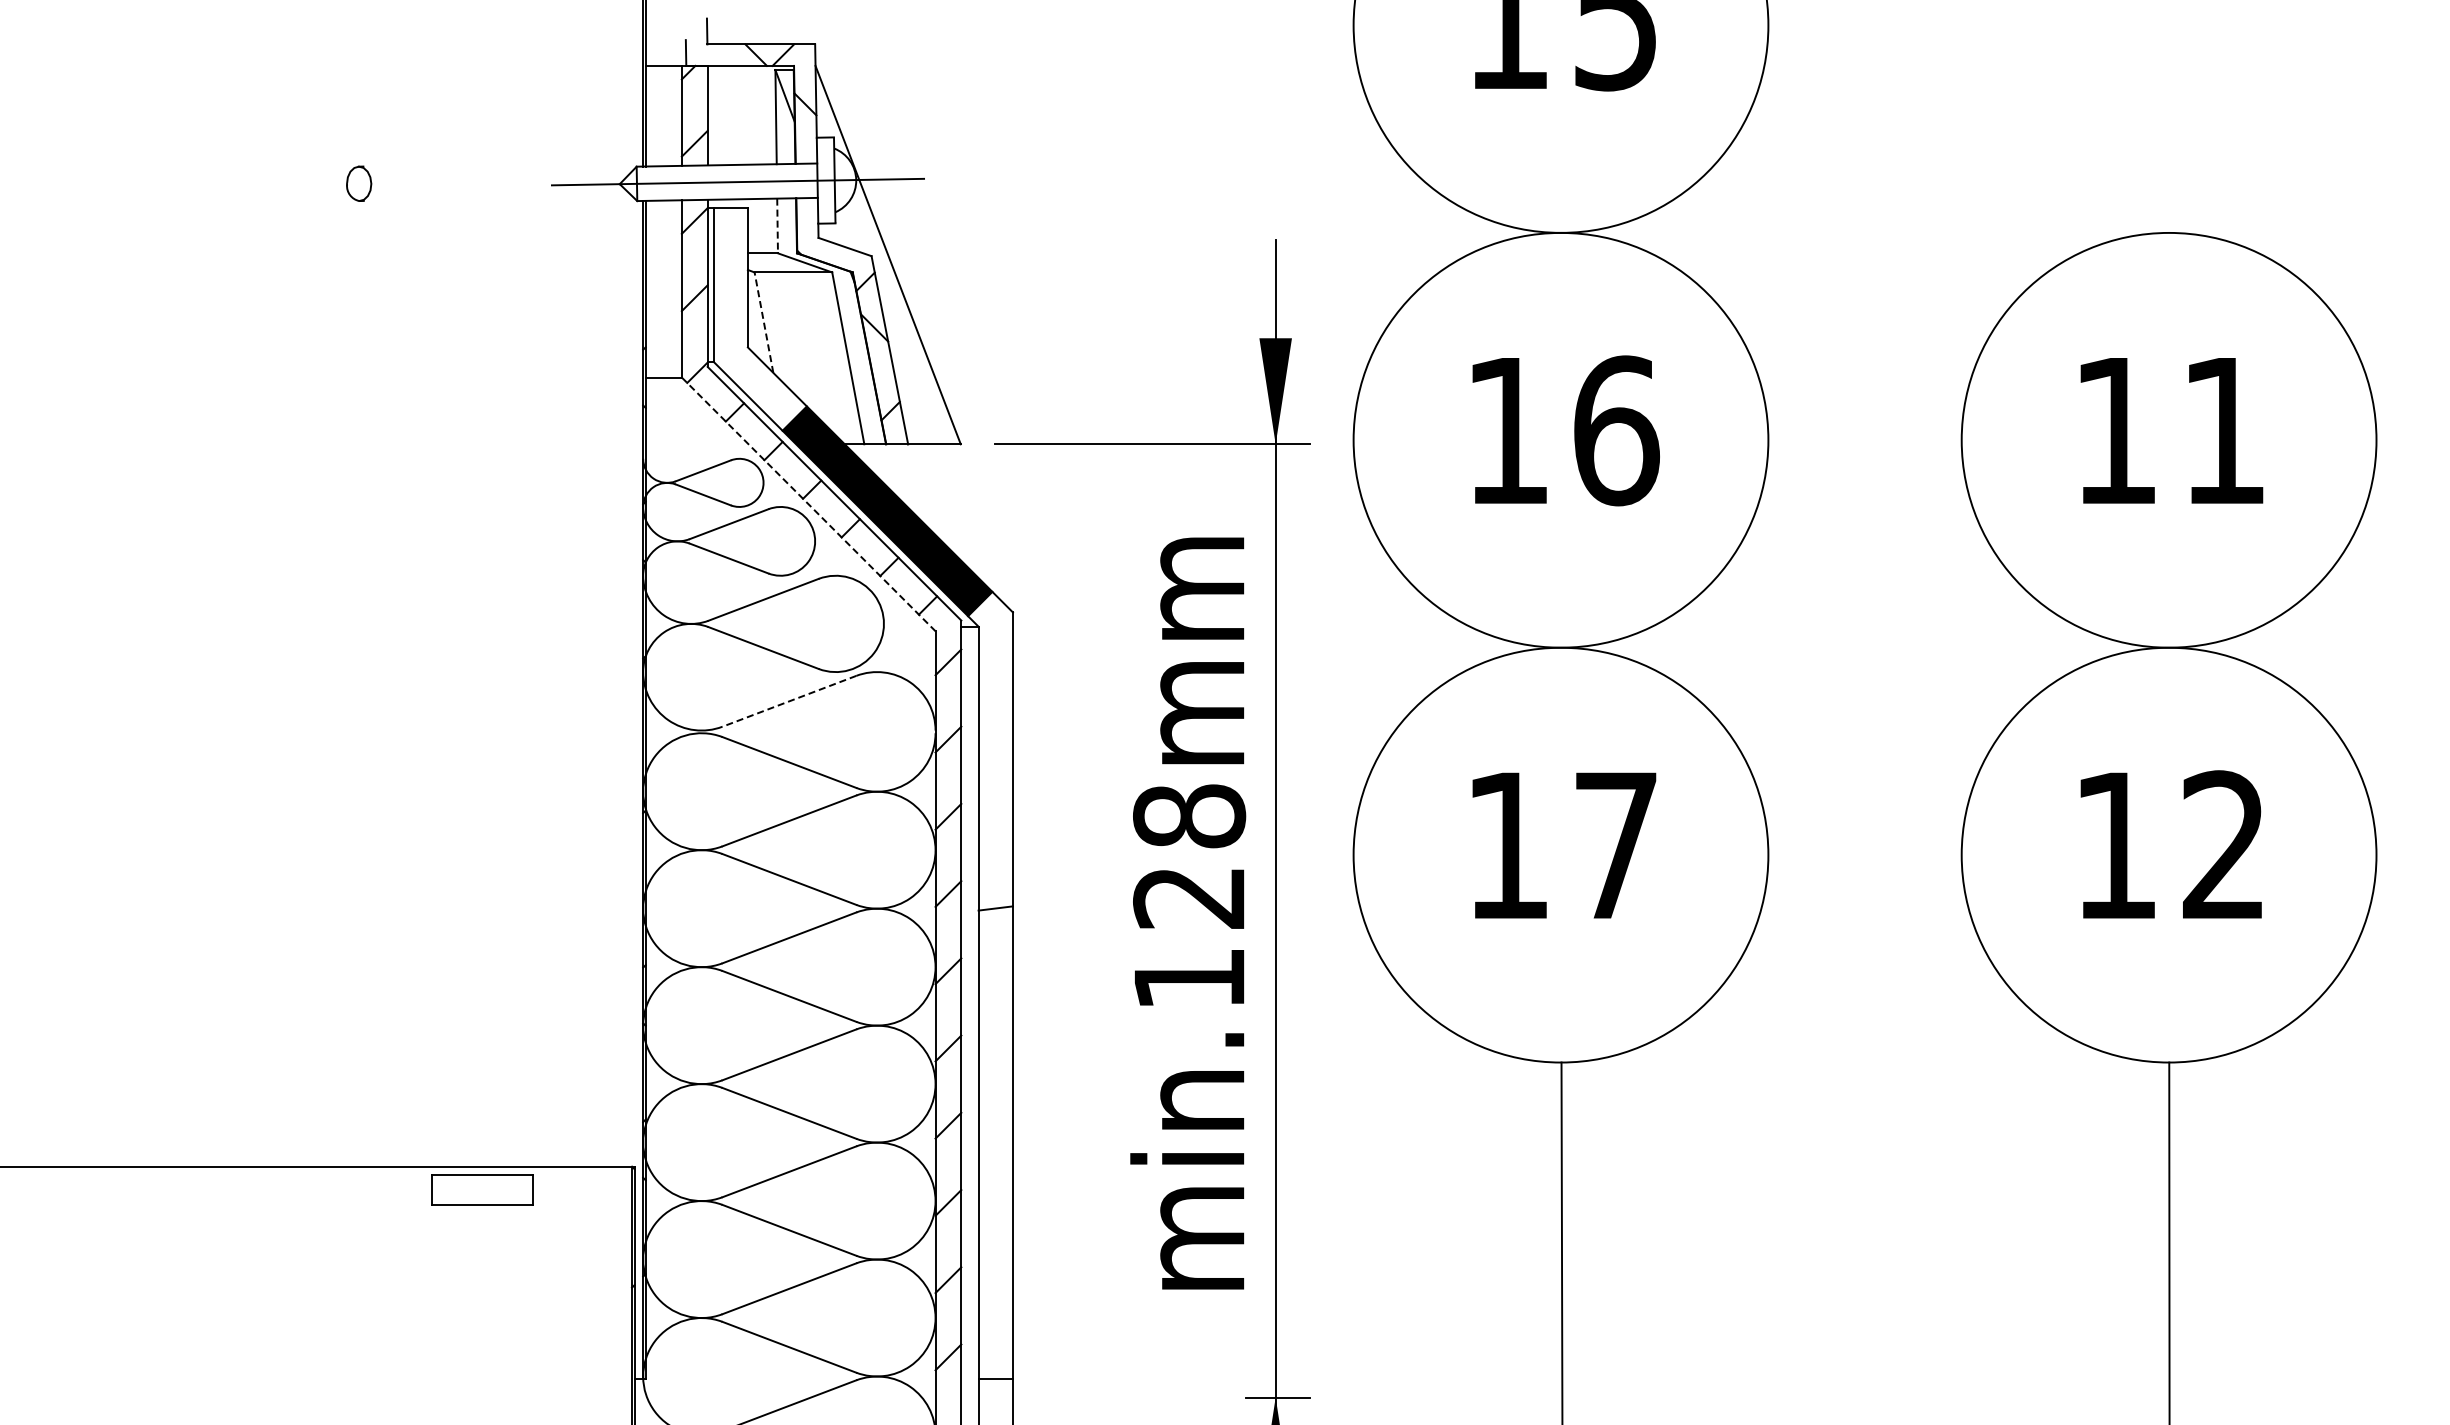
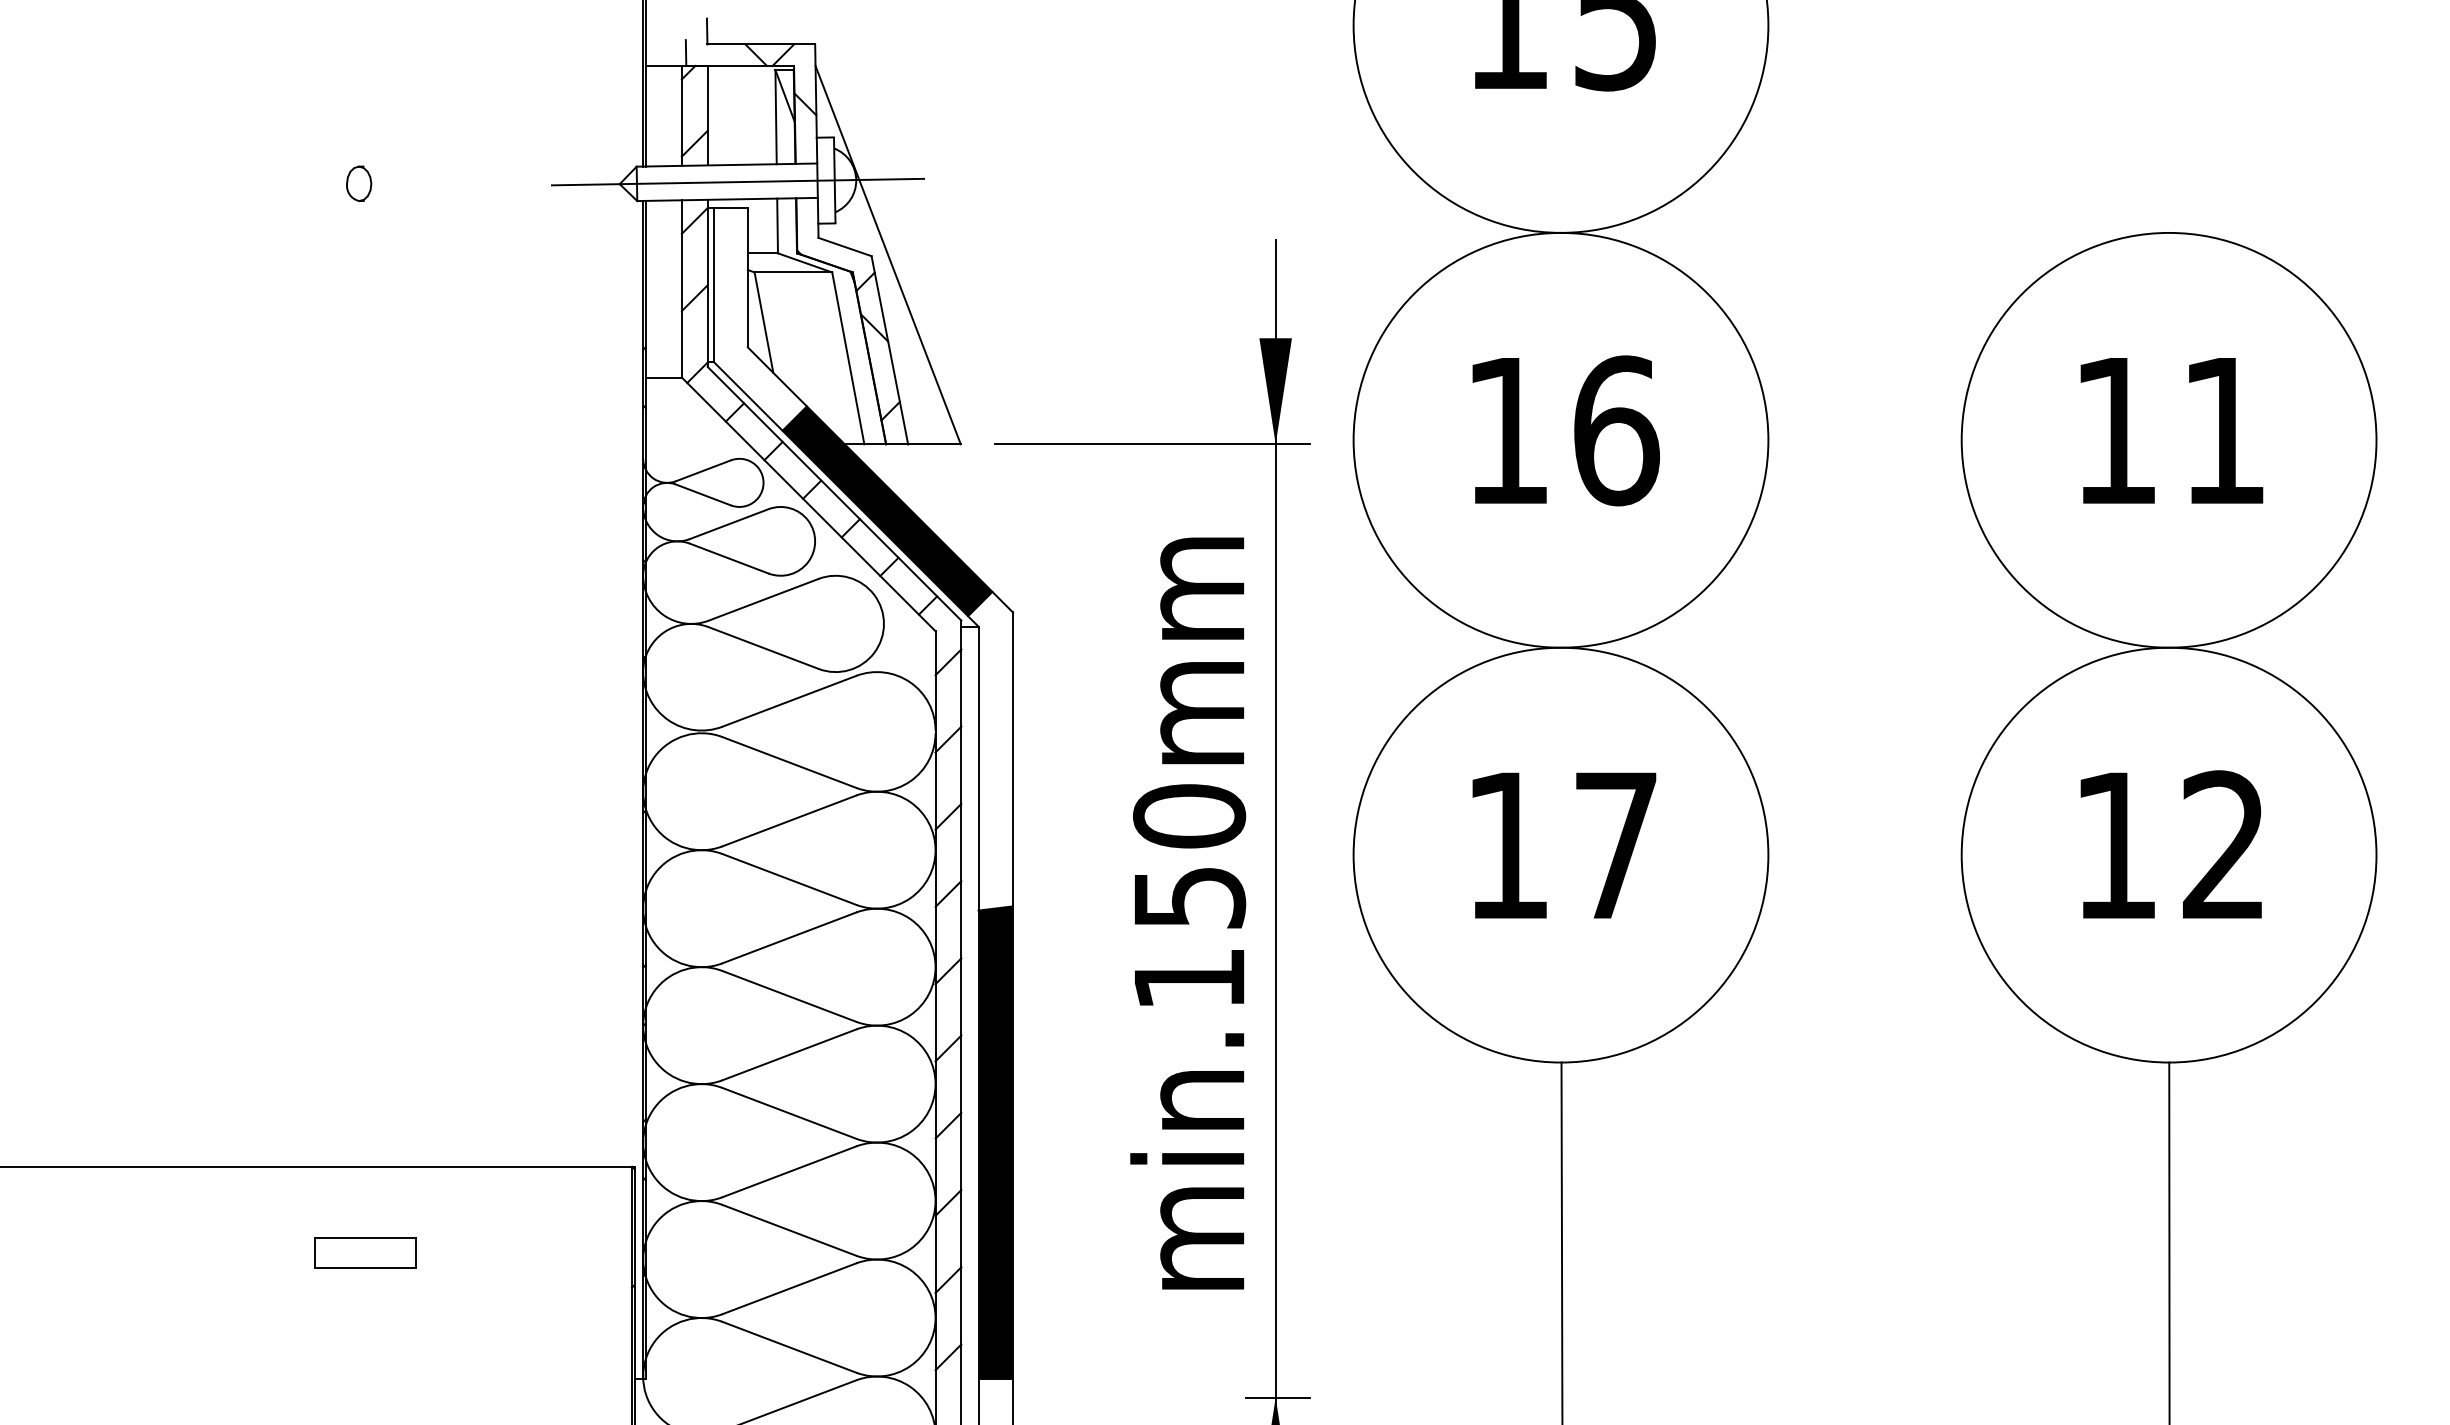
line: dashed -> solid (777, 226)
line: dashed -> solid (763, 322)
line: dashed -> solid (809, 504)
line: dashed -> solid (789, 701)
text: min.128mm -> min.150mm (1189, 856)
fill: none -> present (995, 1142)
part position: (482, 1189) -> (365, 1252) (365, 1252)
